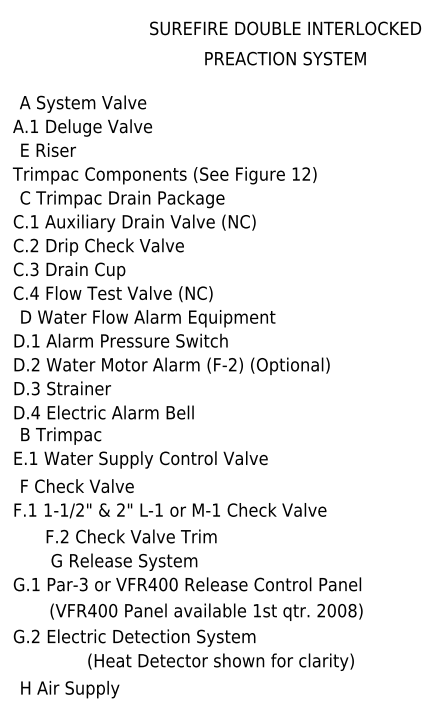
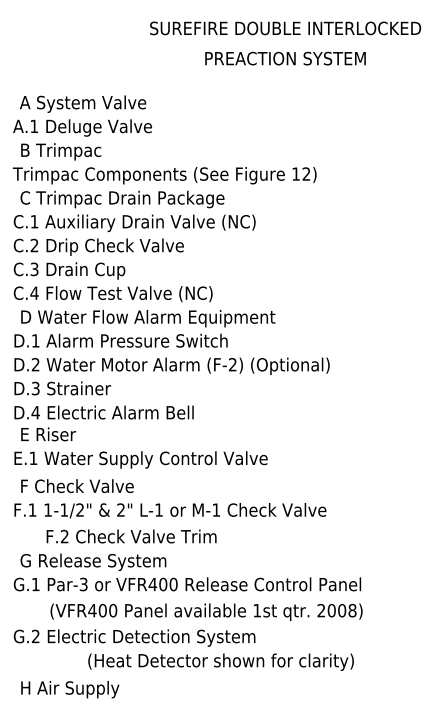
text: E Riser -> B Trimpac (63, 151)
text: B Trimpac -> E Riser (63, 435)
text position: (124, 561) -> (93, 561) (93, 561)
